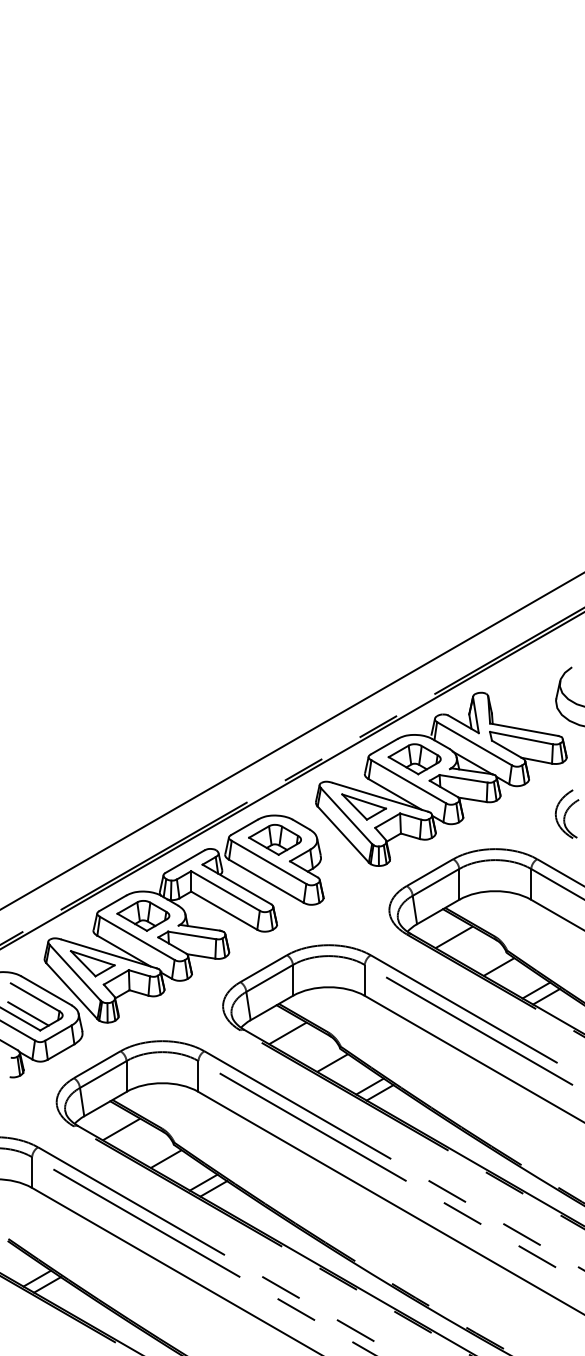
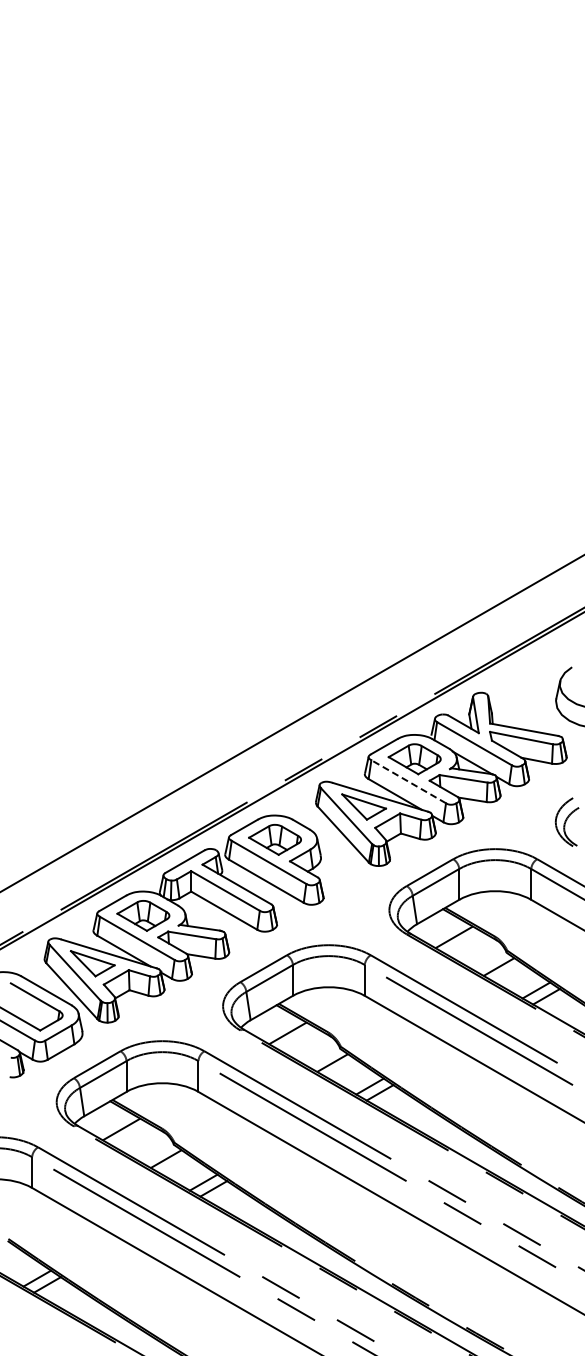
line position: (291, 741) -> (291, 723) (291, 723)
line: solid -> dashed (408, 781)
part position: (566, 813) -> (566, 821) (566, 821)
line: present -> none (28, 1013)
